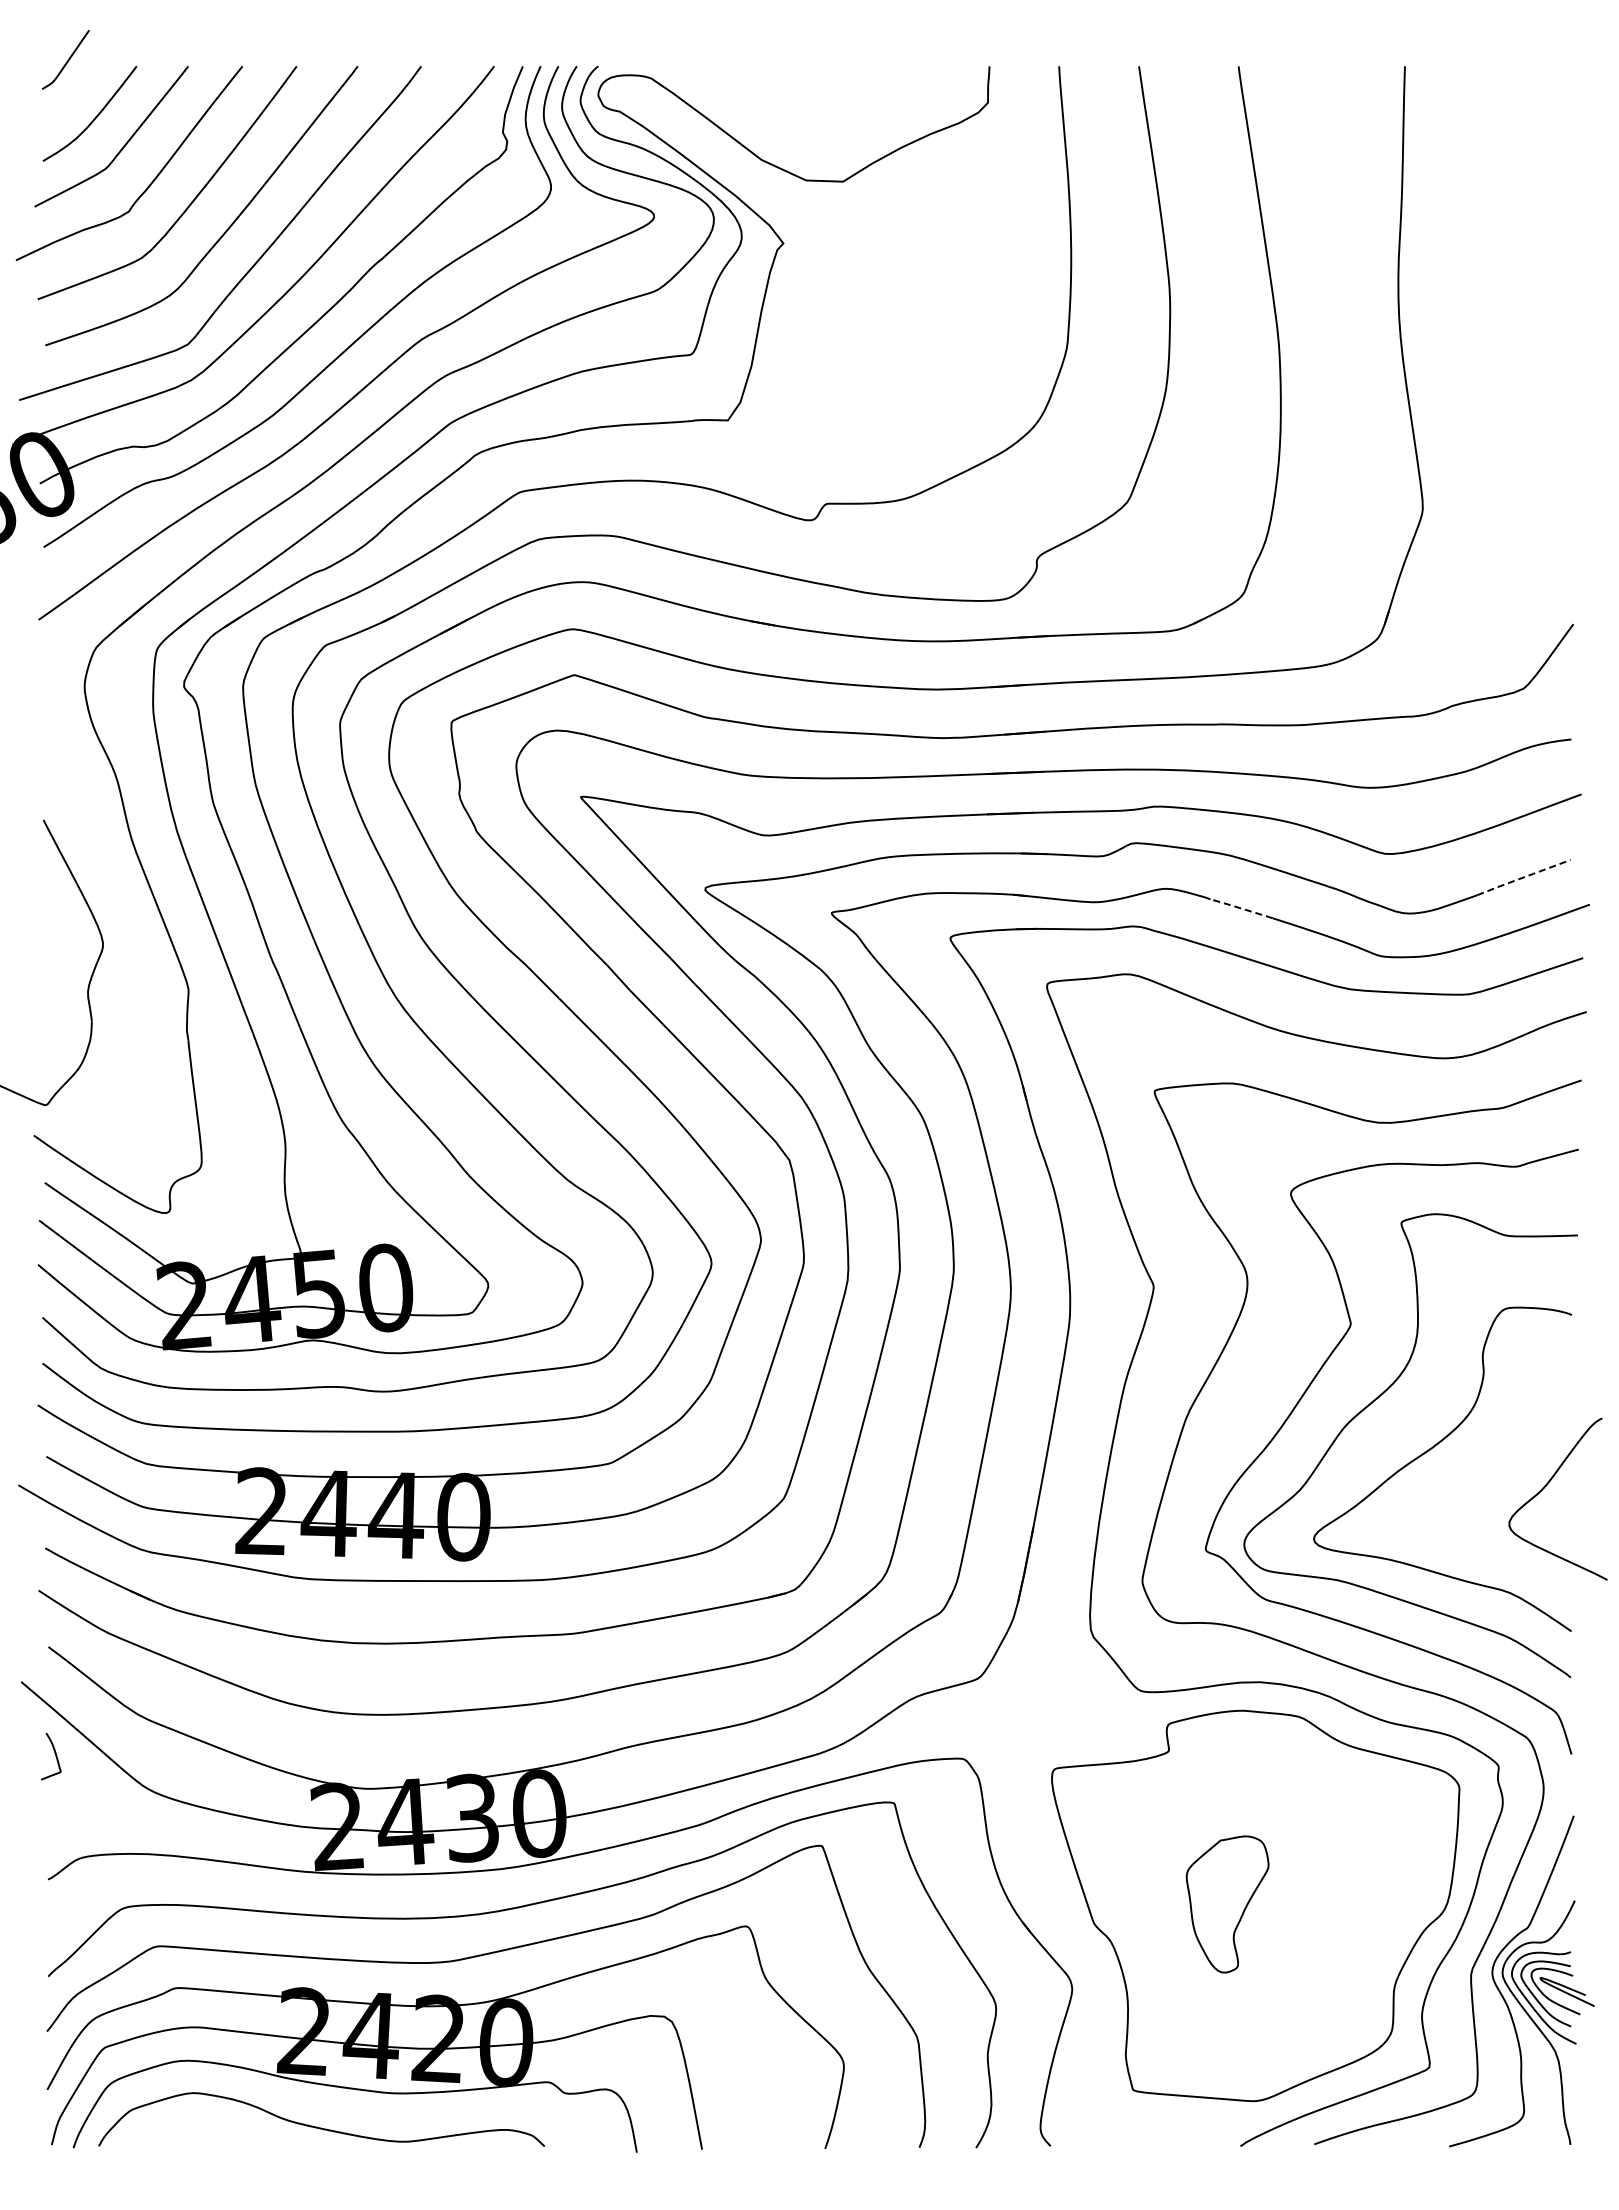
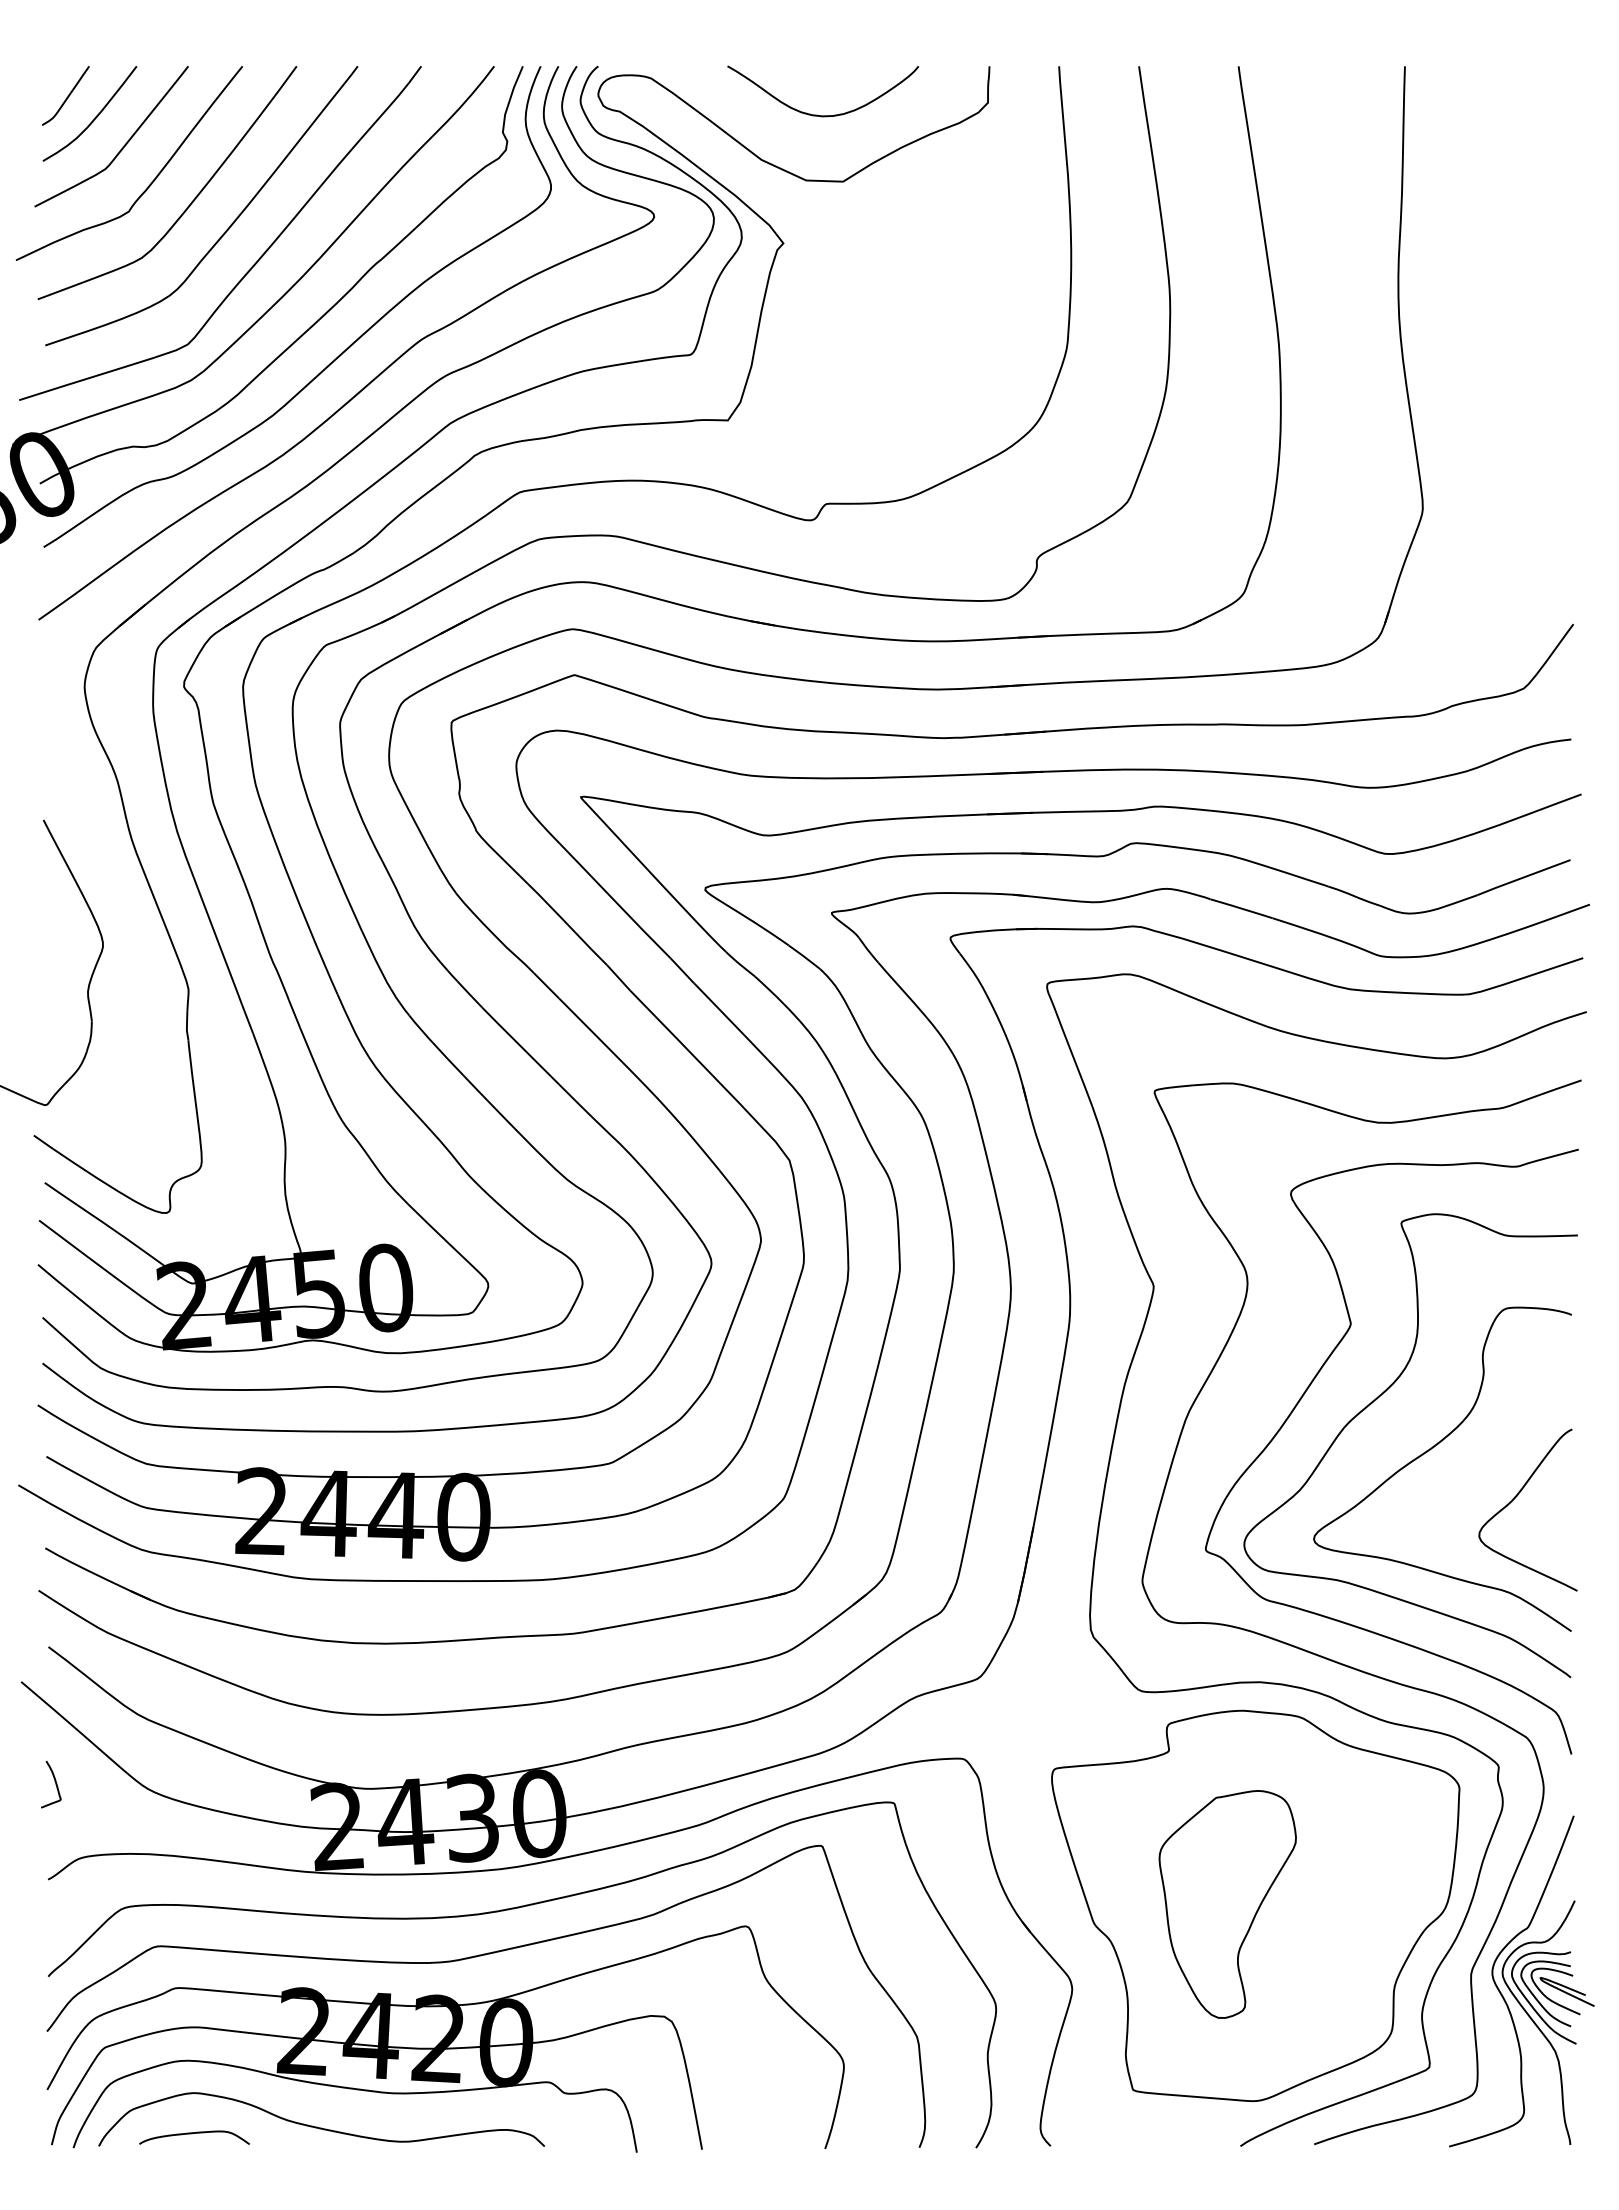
curve position: (67, 60) -> (67, 96) (67, 96)
curve: none -> present (817, 114)
line: dashed -> solid (1524, 877)
line: dashed -> solid (1241, 908)
curve position: (1546, 1486) -> (1516, 1497) (1516, 1497)
curve position: (55, 1756) -> (55, 1784) (55, 1784)
part size: 85x139 px -> 139x229 px (1227, 1904)
curve: none -> present (192, 2134)
